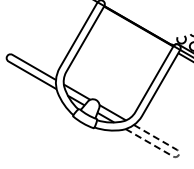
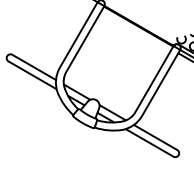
line: dashed -> solid (177, 156)
